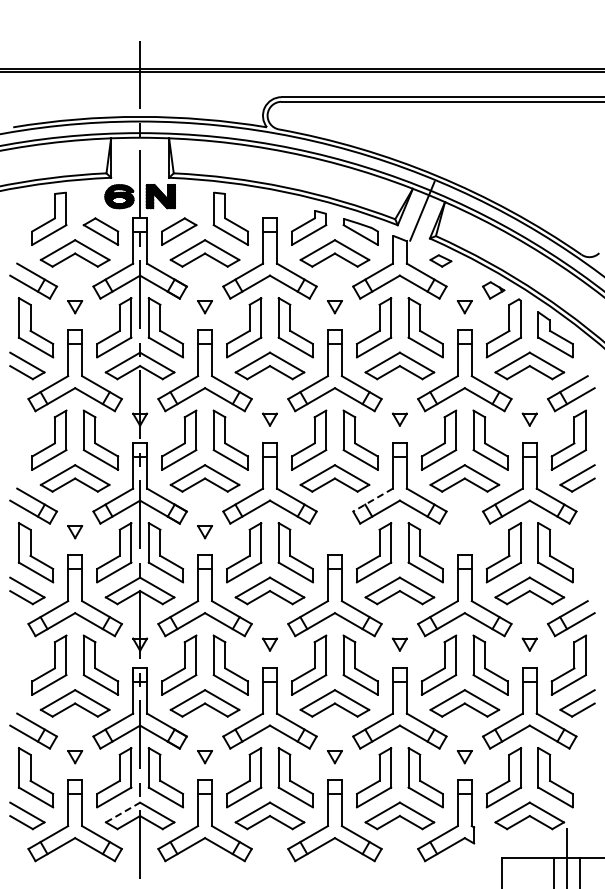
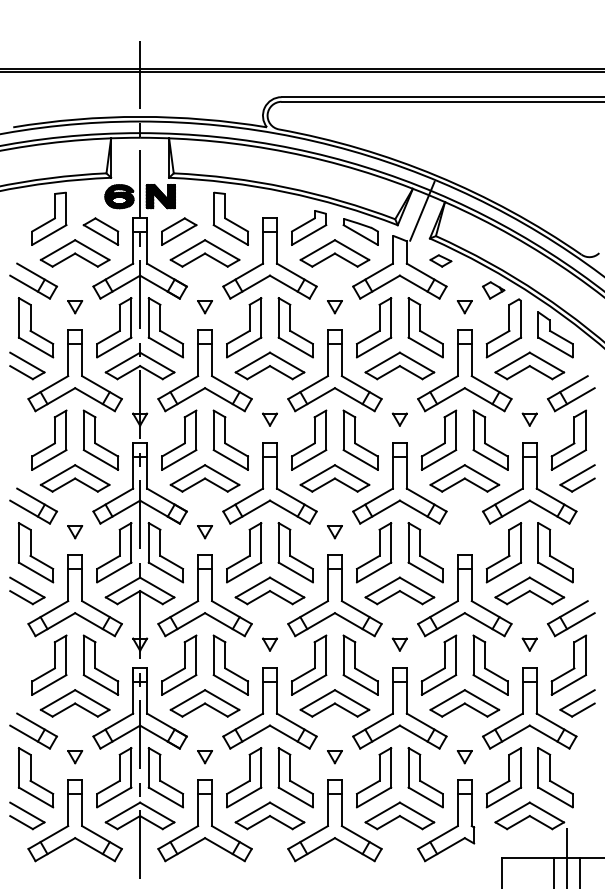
line: dashed -> solid (373, 500)
part: none -> present (334, 532)
line: dashed -> solid (123, 812)
